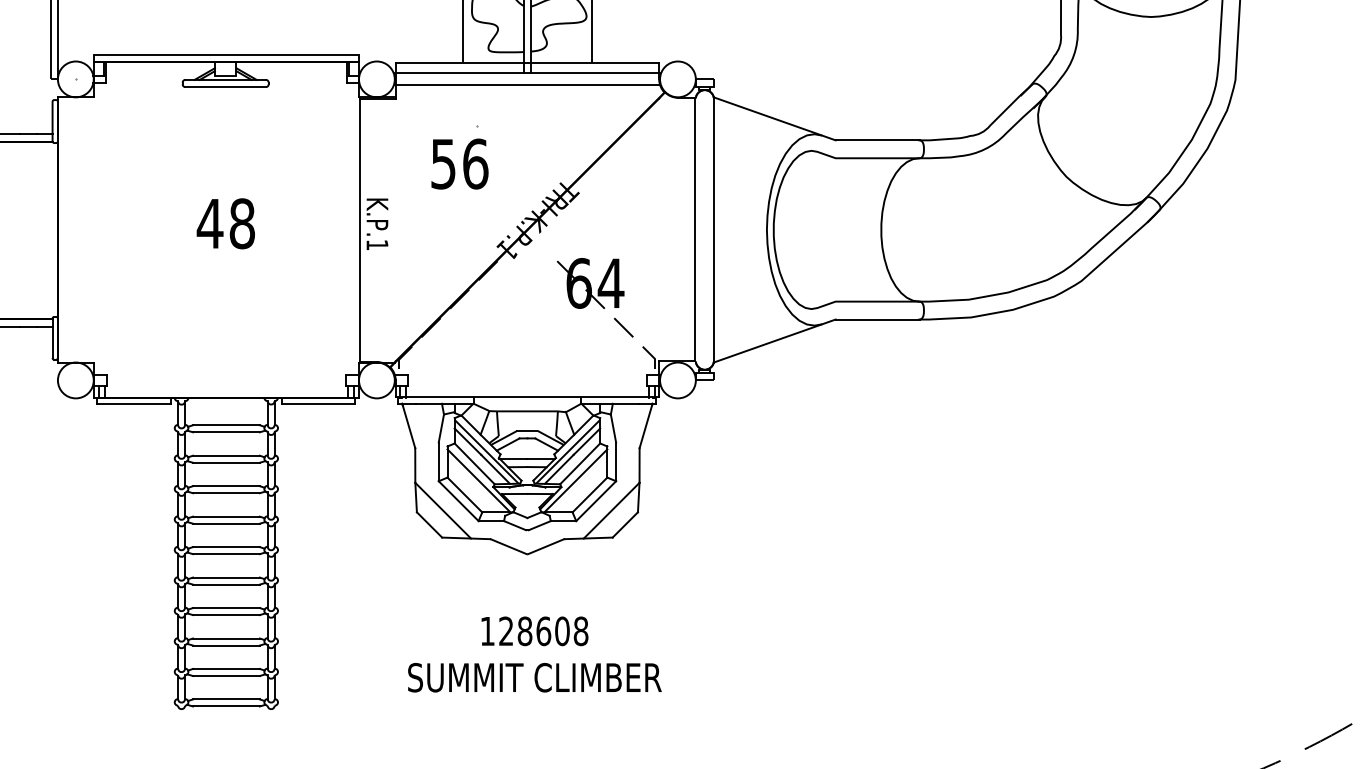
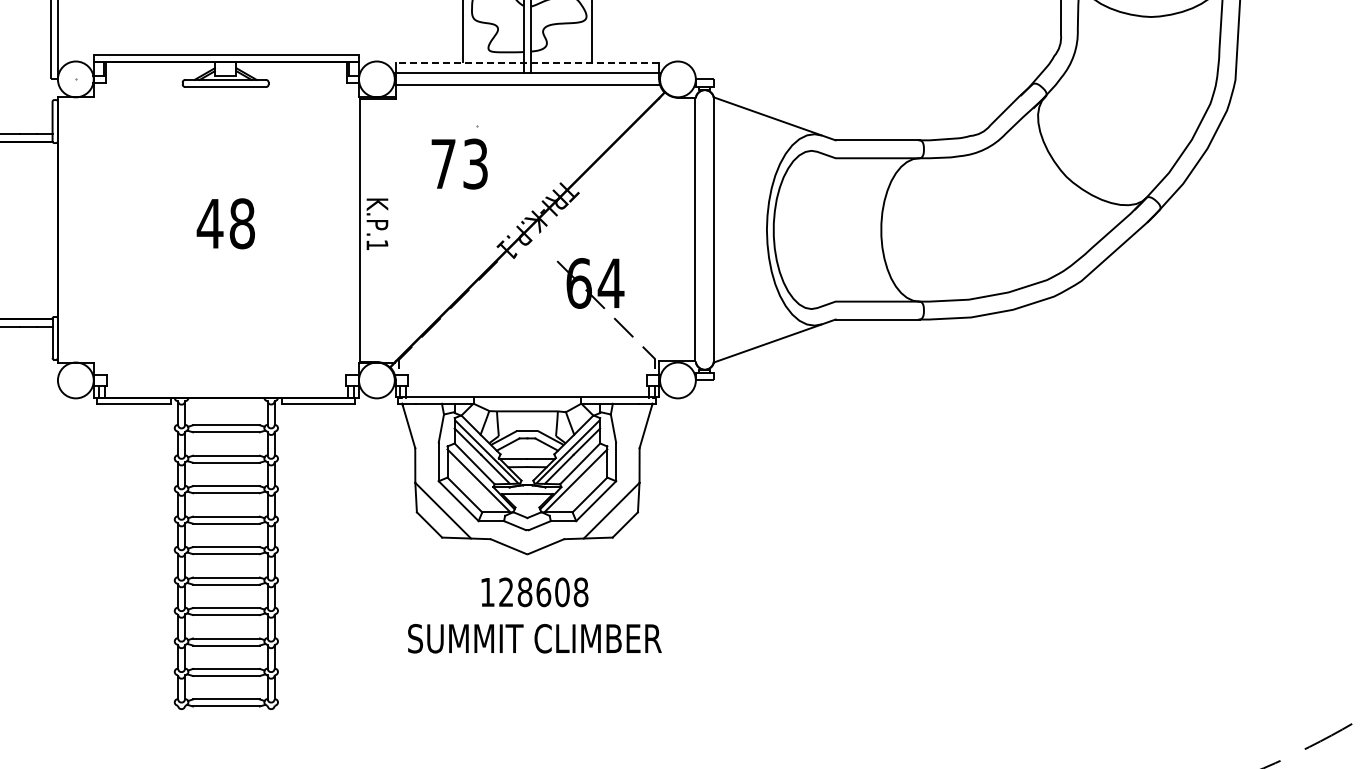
line: solid -> dashed (527, 62)
text: 56 -> 73 (459, 163)
text position: (534, 654) -> (534, 615) (534, 615)
